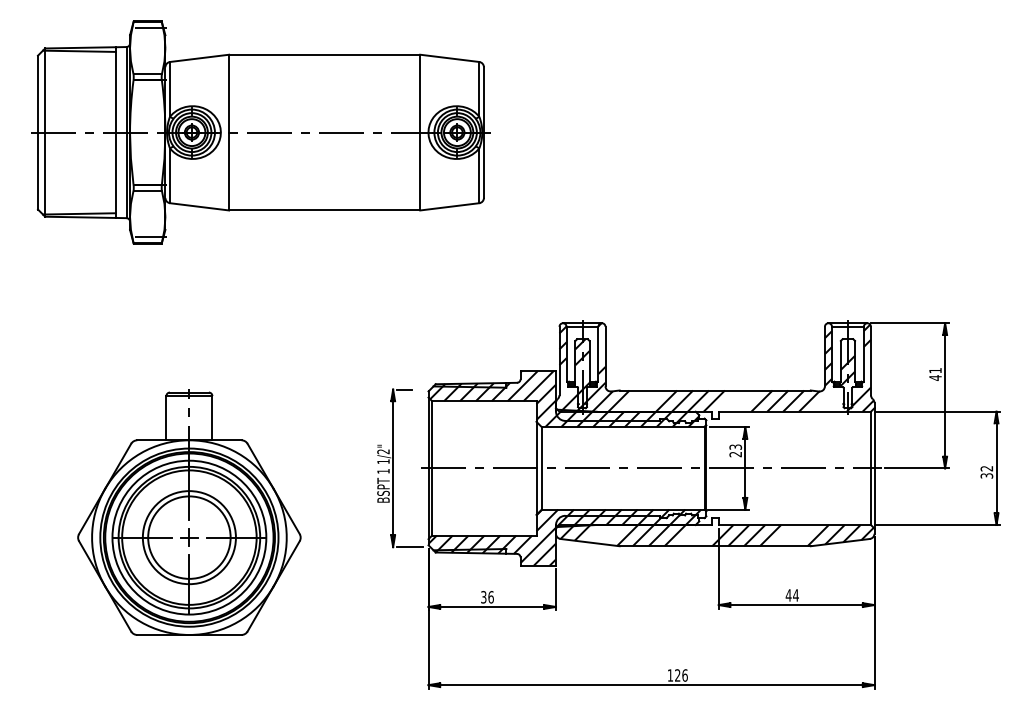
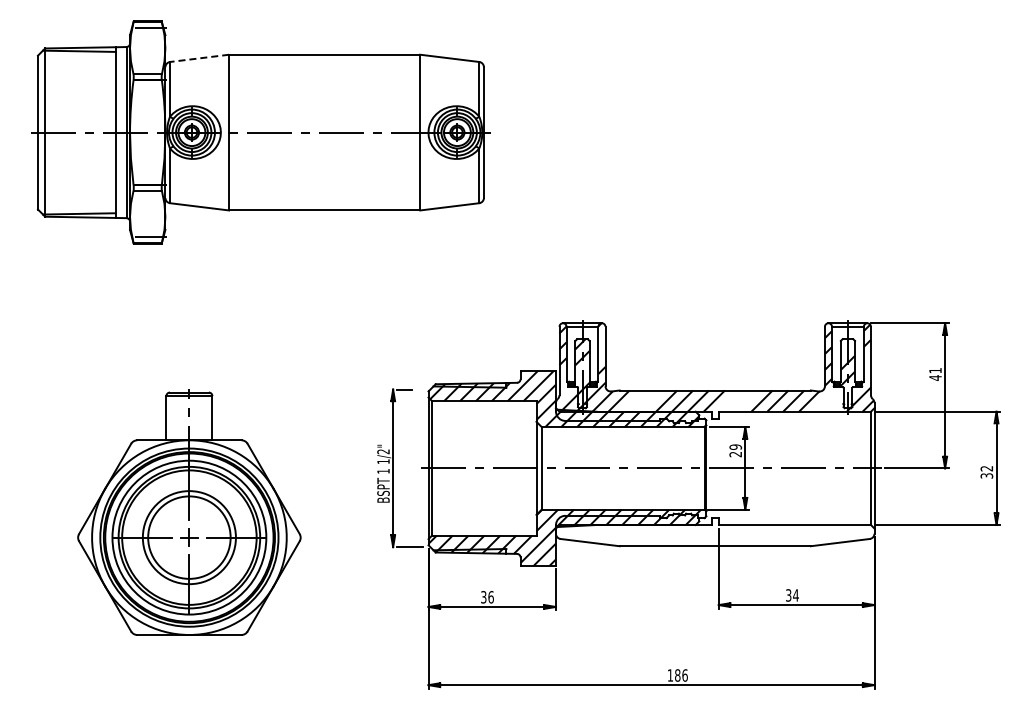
line: solid -> dashed (199, 58)
text: 23 -> 29 (735, 446)
hatch: present -> none (716, 535)
text: 44 -> 34 (788, 595)
text: 126 -> 186 (677, 675)
